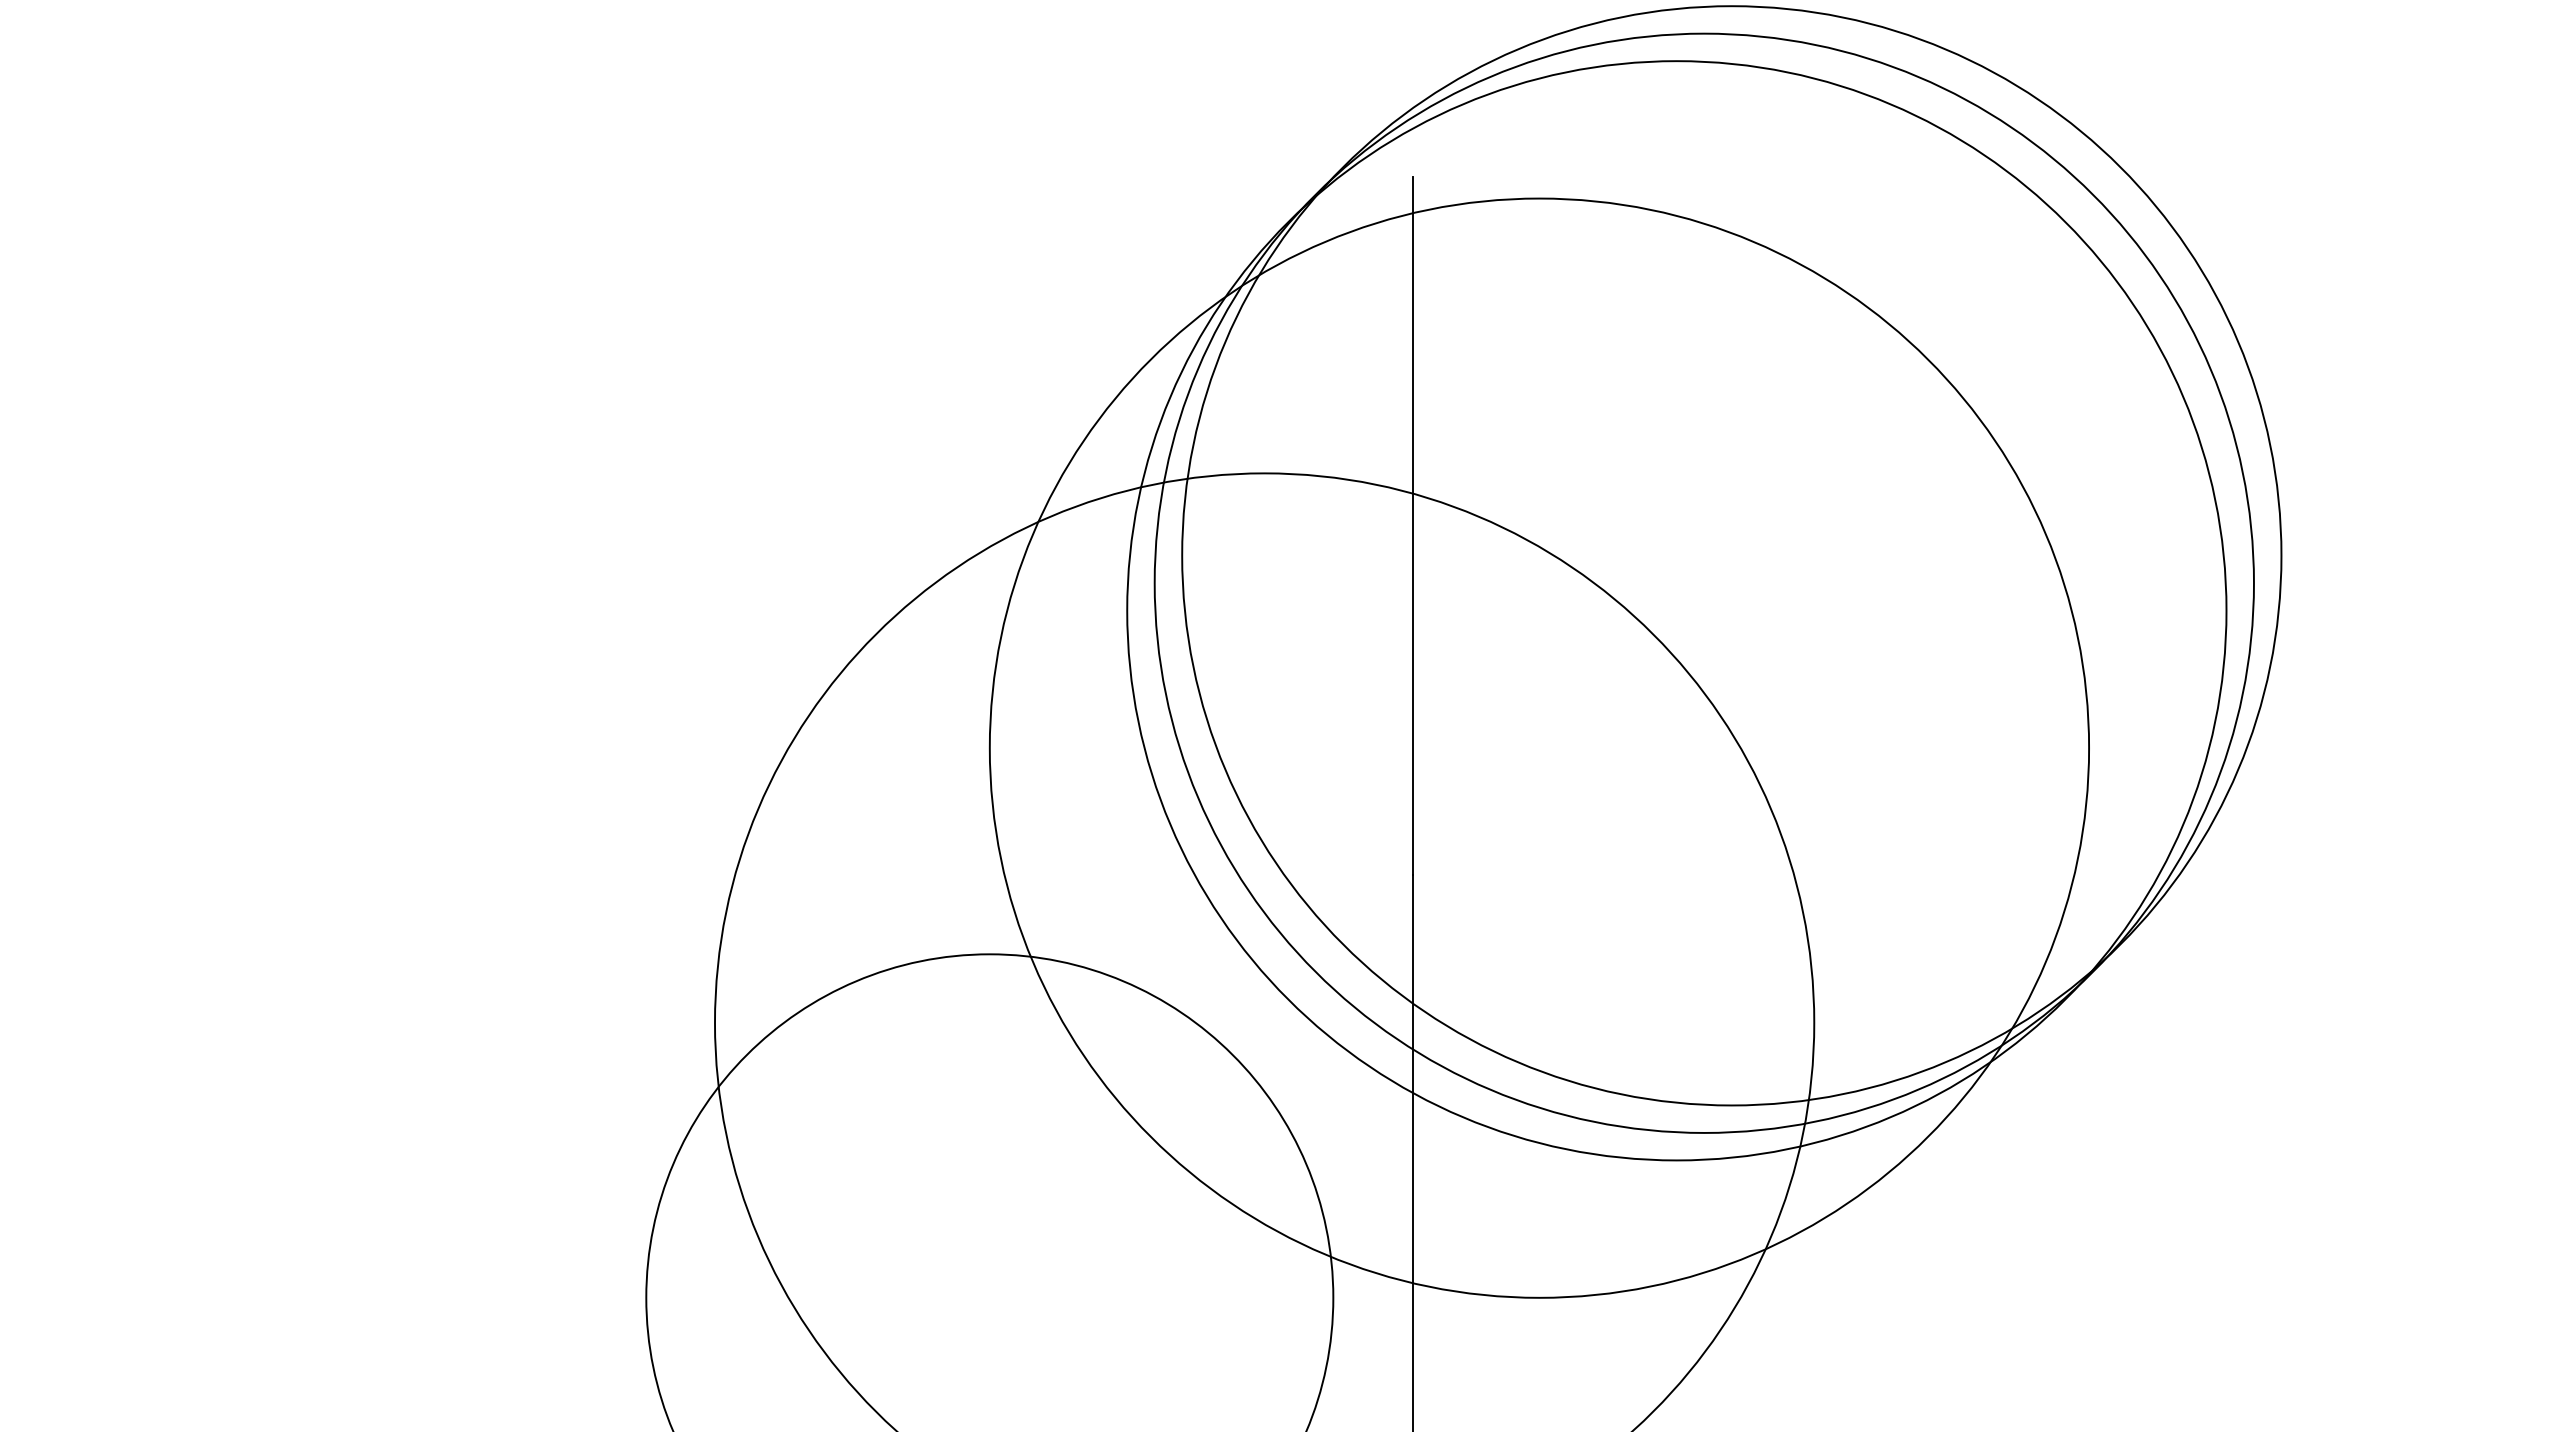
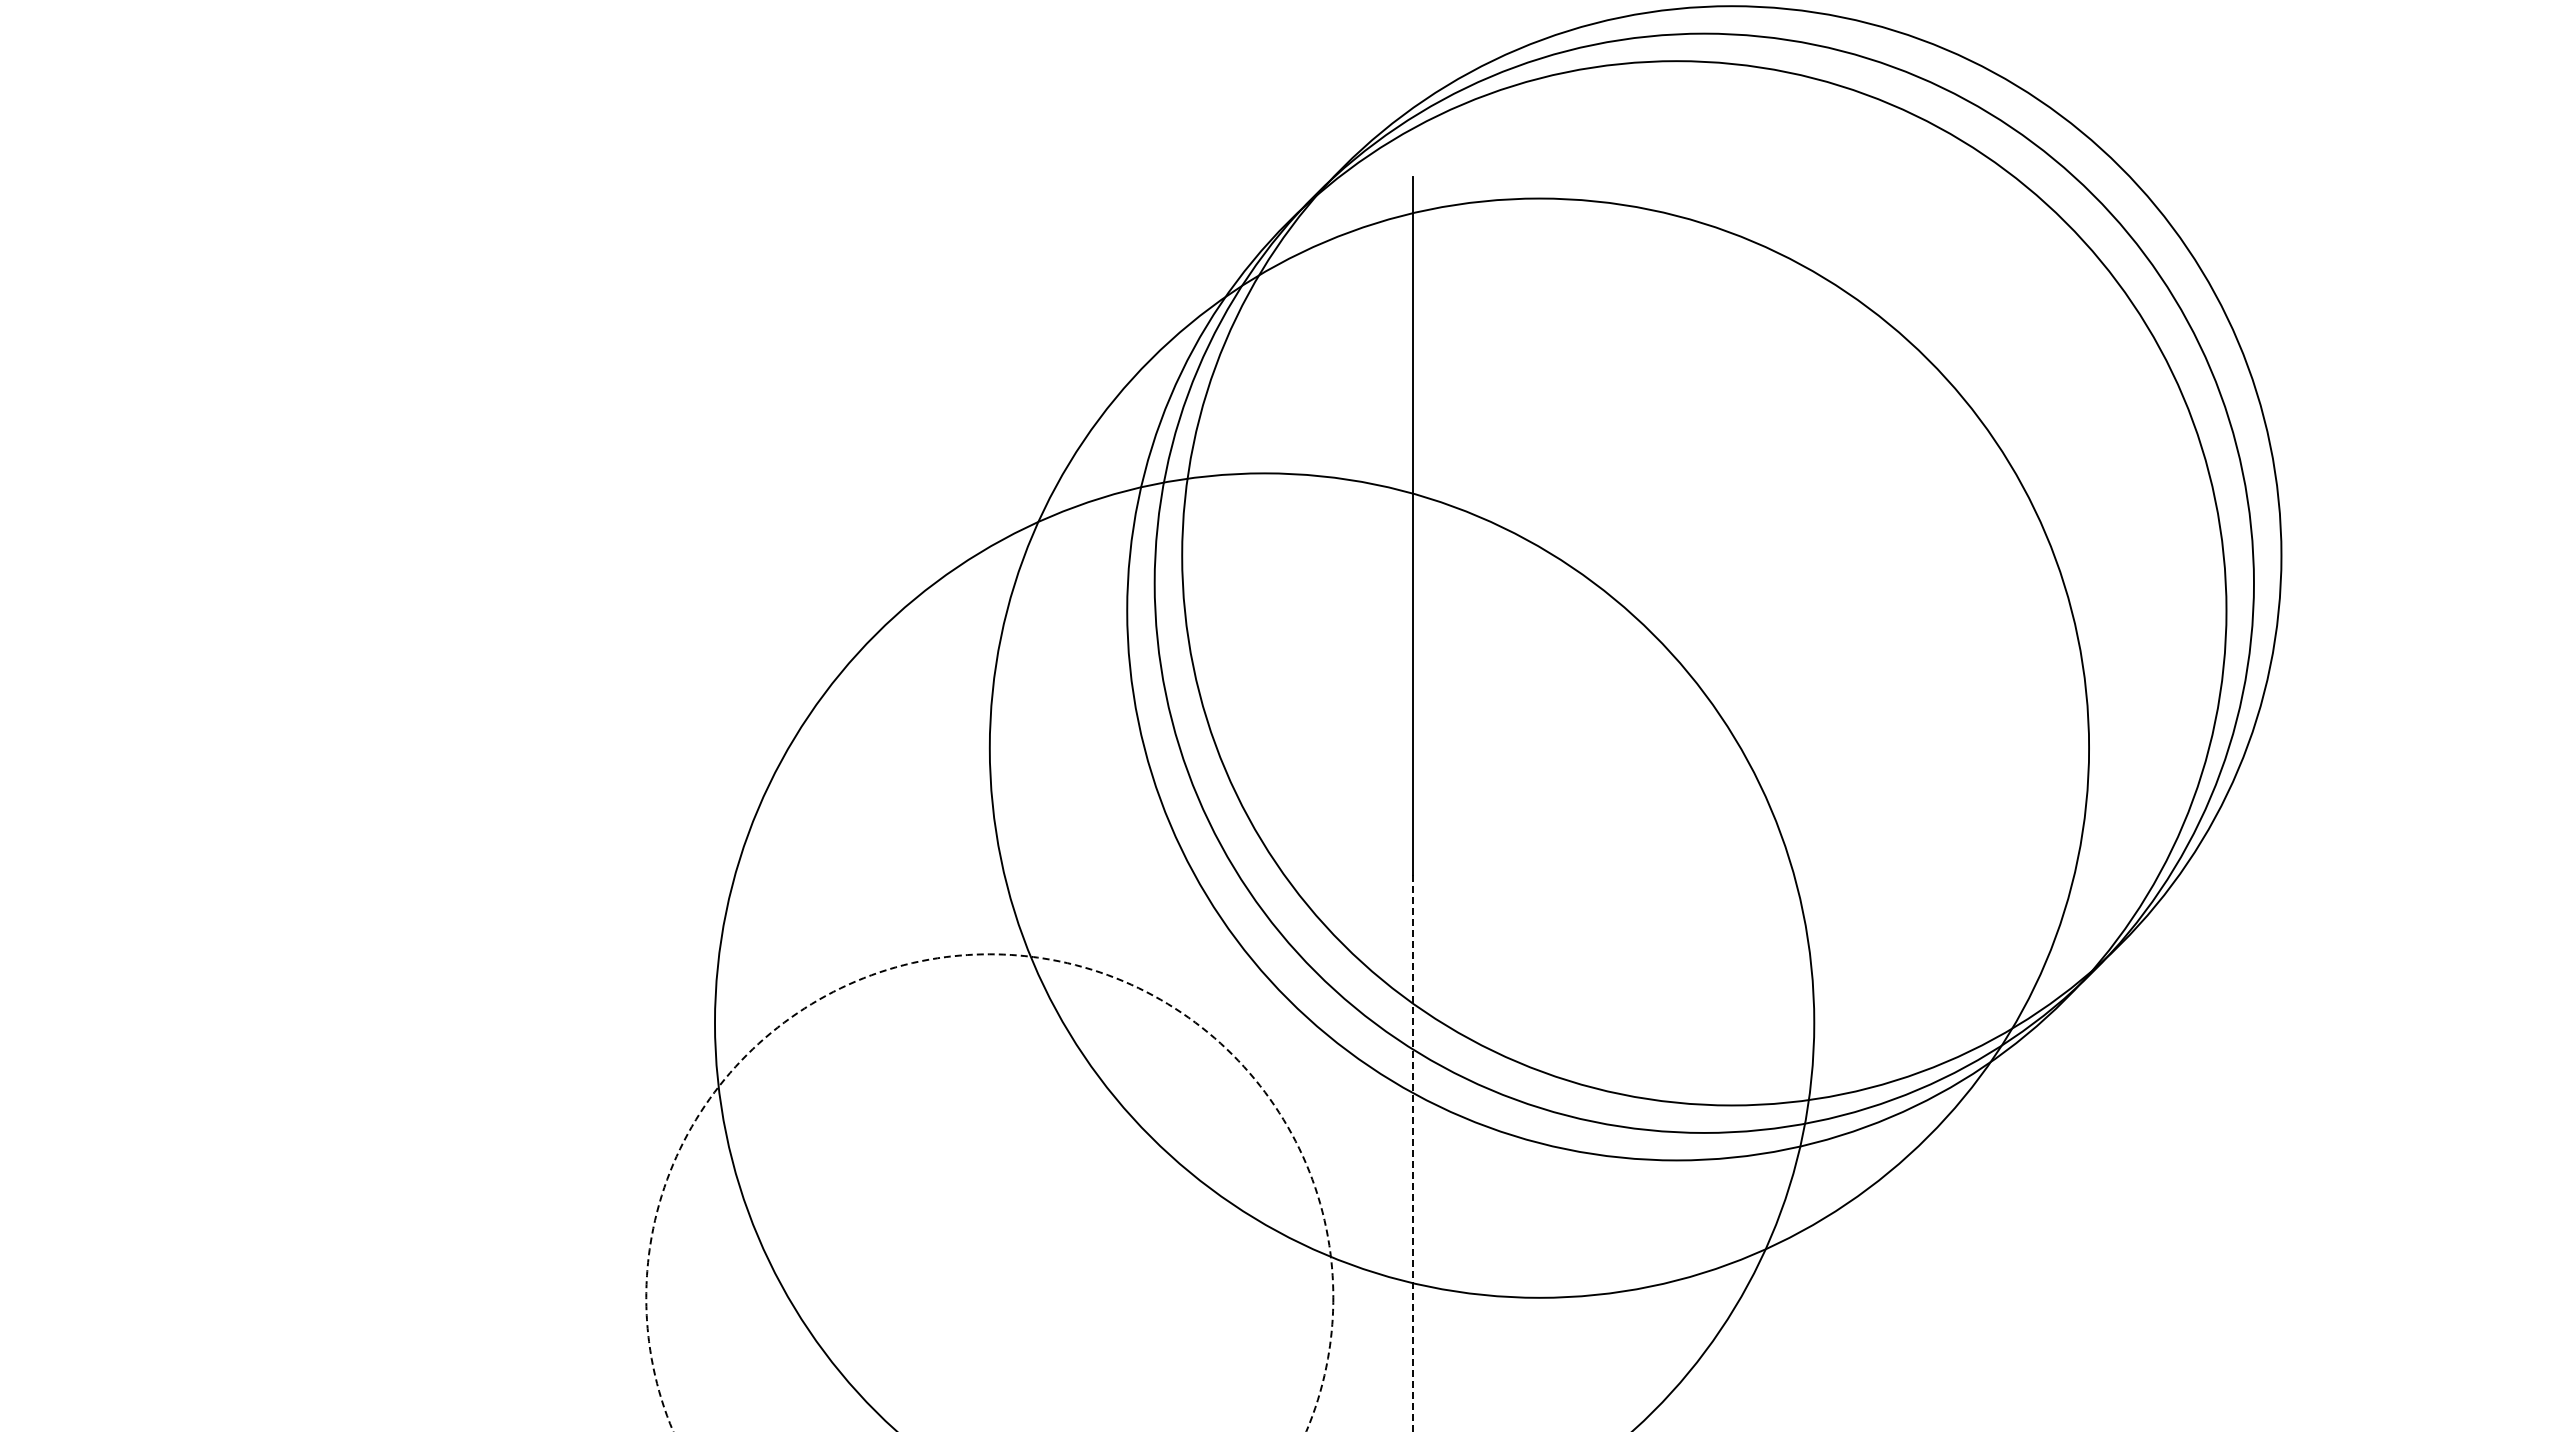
line: solid -> dashed (1413, 1153)
circle: solid -> dashed (989, 1192)
